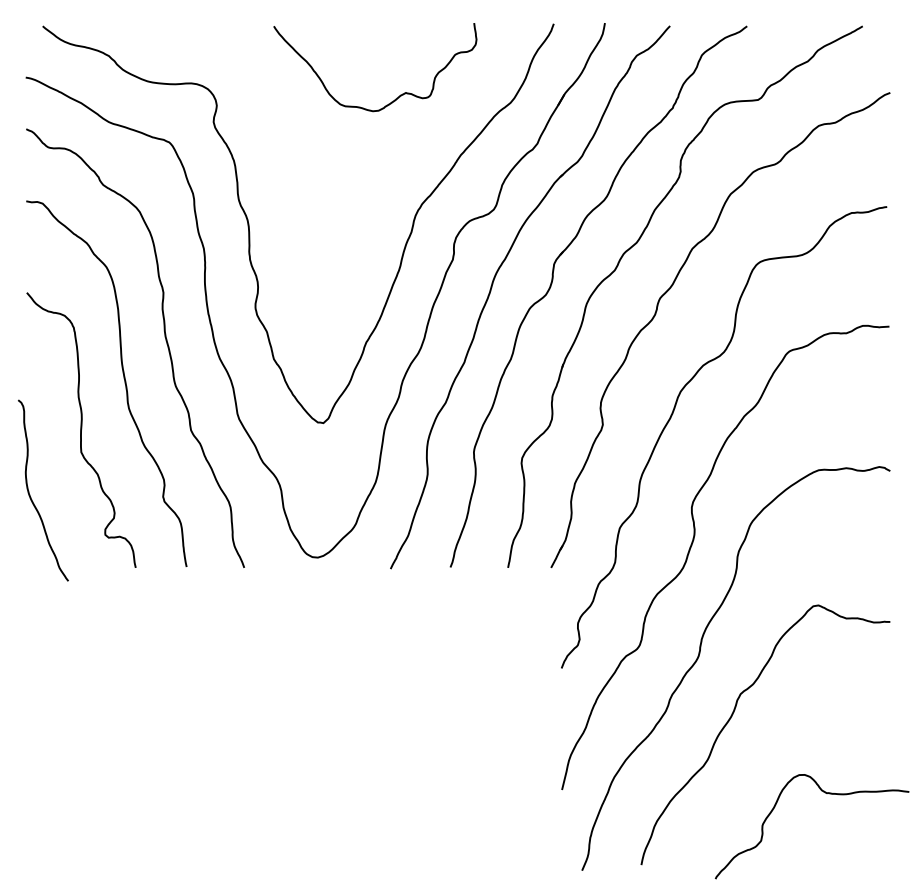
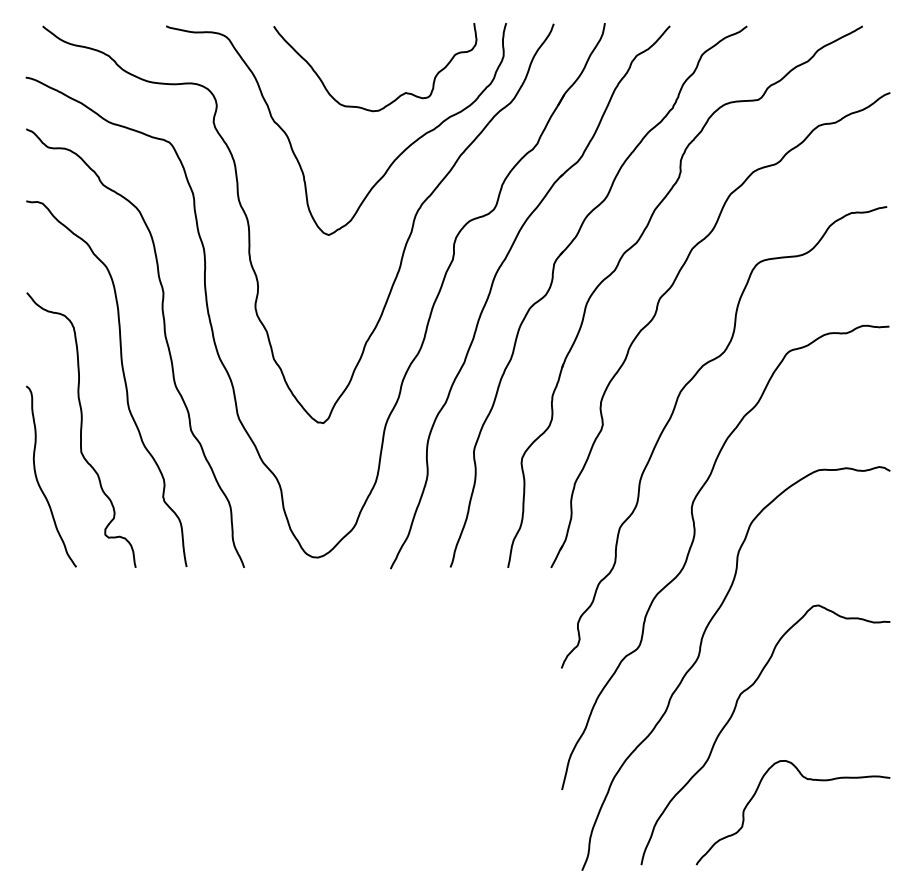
curve: none -> present (291, 143)
curve position: (30, 494) -> (38, 480) (38, 480)
curve position: (825, 793) -> (806, 779) (806, 779)
